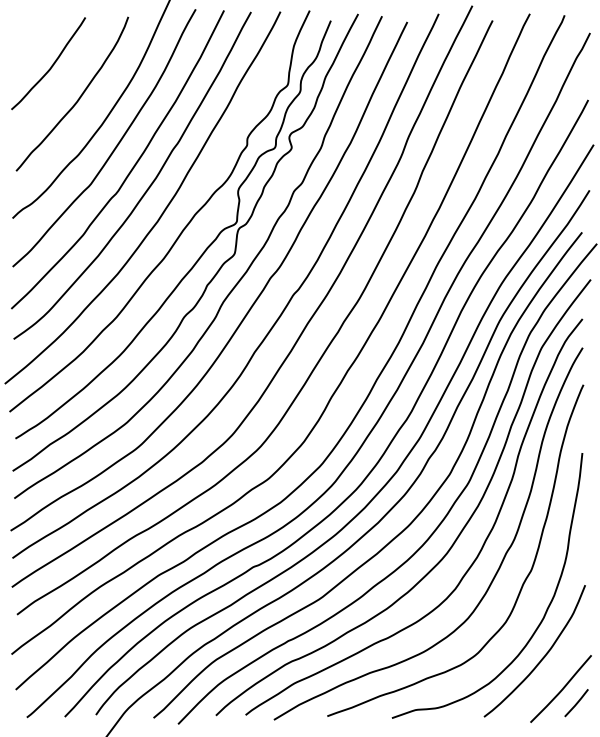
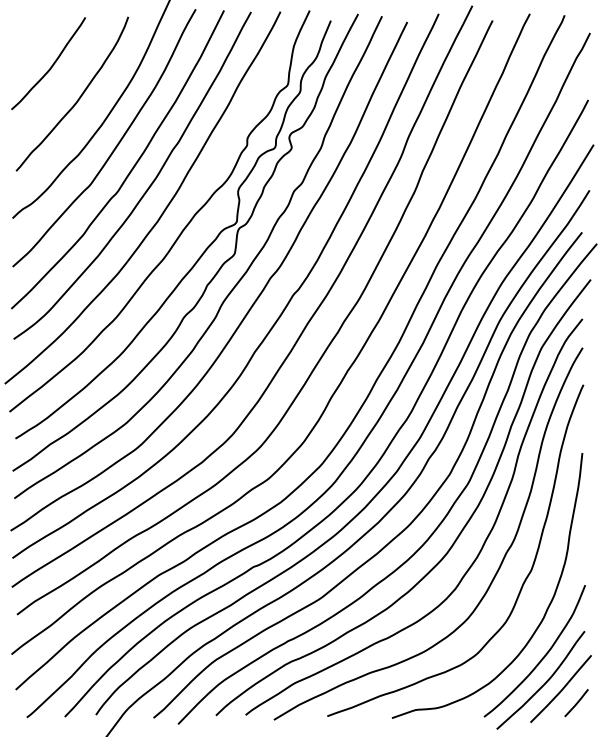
curve: none -> present (544, 682)
